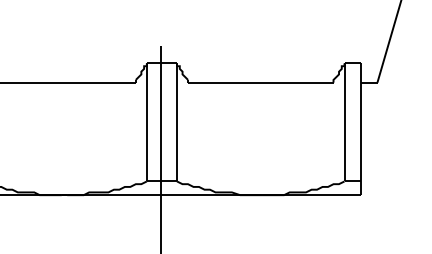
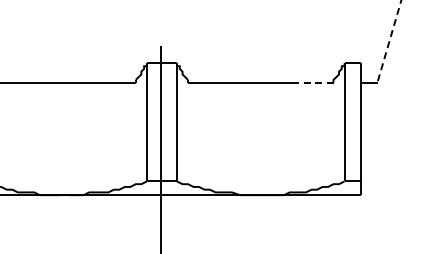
line: solid -> dashed (389, 41)
line: solid -> dashed (312, 82)
